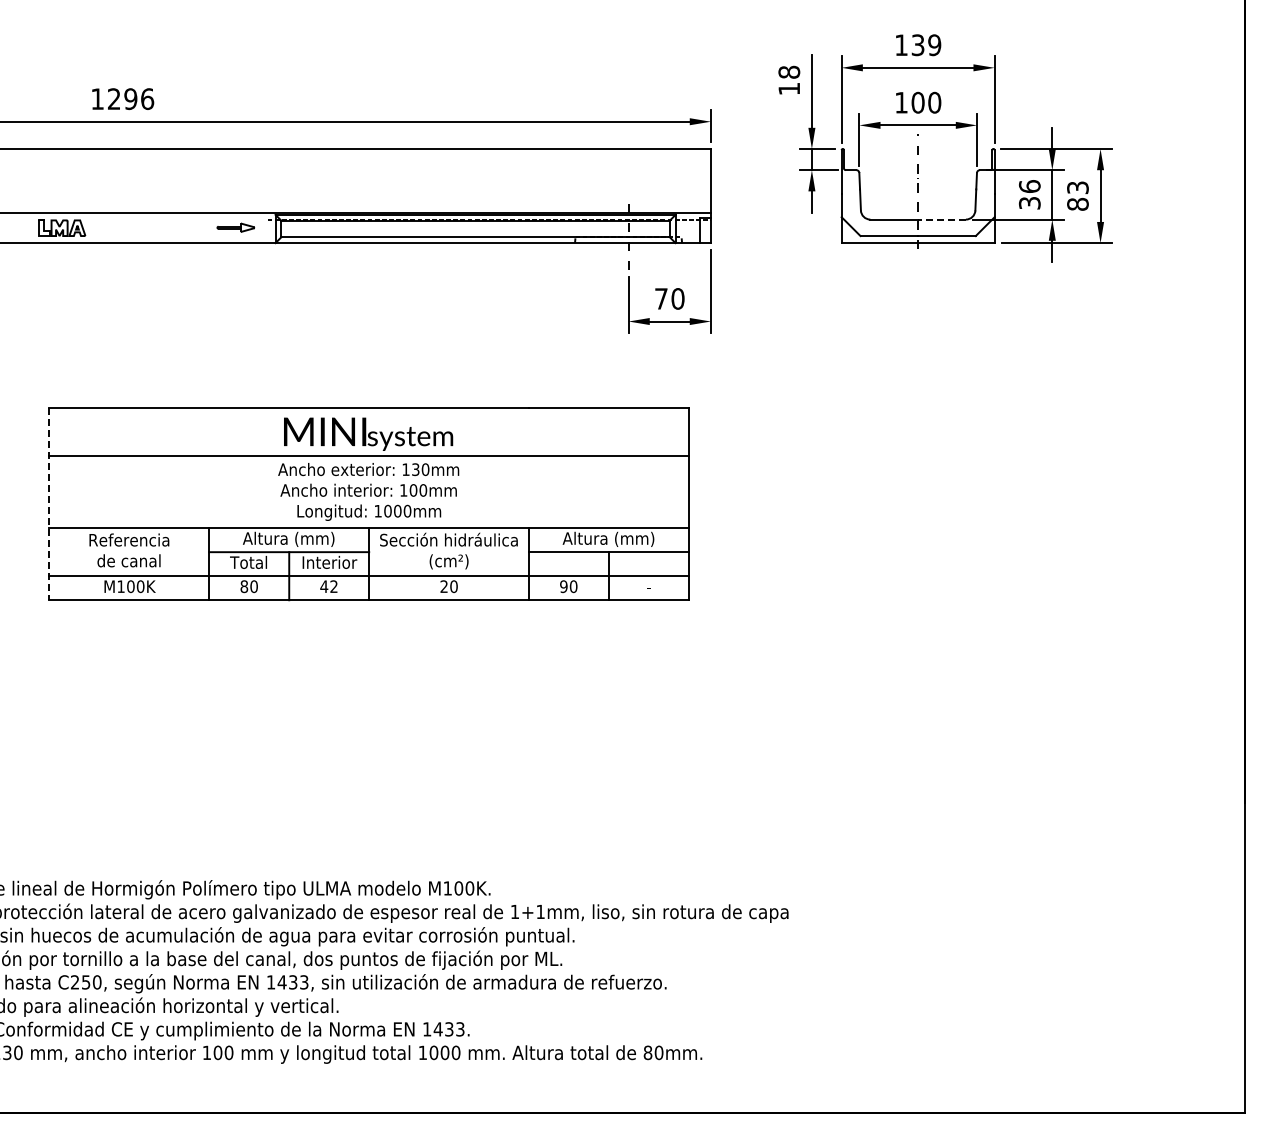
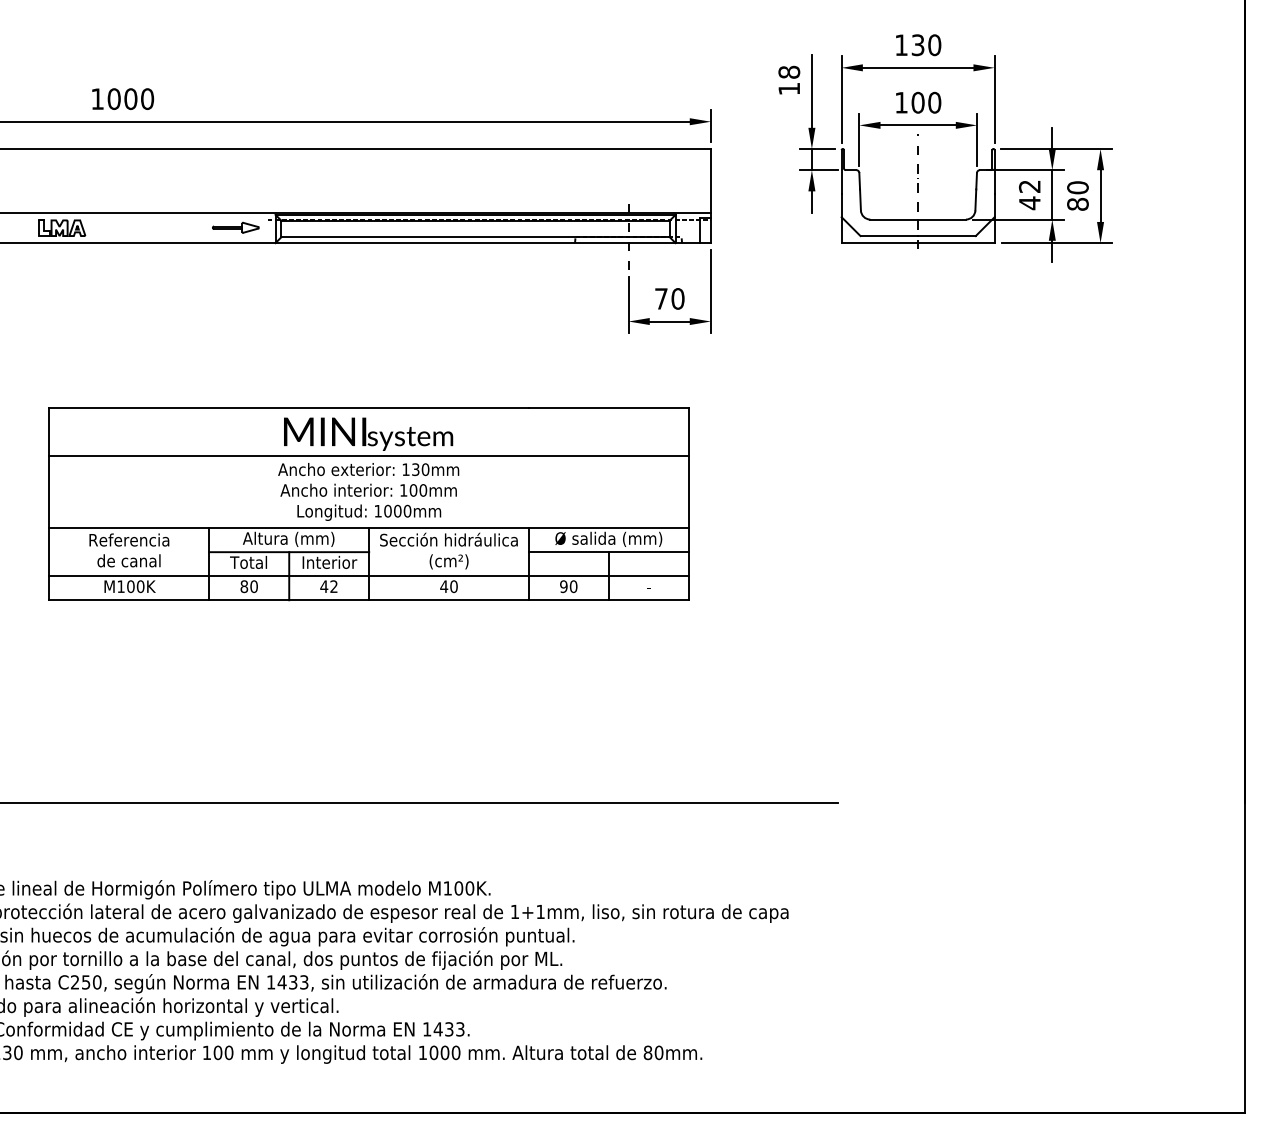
text: 139 -> 130 (934, 45)
text: 1296 -> 1000 (130, 99)
text: 83 -> 80 (1077, 187)
text: 36 -> 42 (1029, 195)
line: dashed -> solid (942, 219)
part size: 40x11 px -> 48x13 px (235, 227)
line: dashed -> solid (49, 504)
text: Altura (mm) -> Ø salida (mm) (608, 538)
text: 20 -> 40 (444, 586)
line: none -> present (420, 803)
